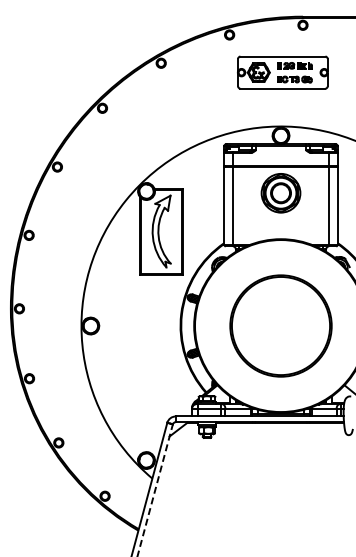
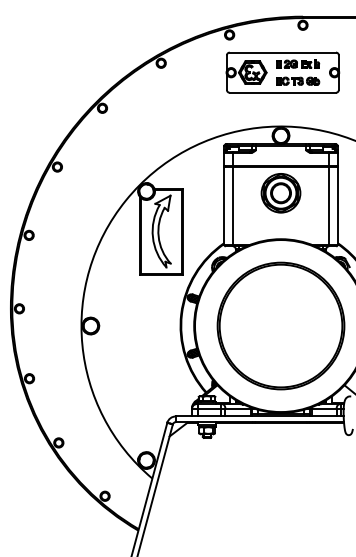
part size: 92x35 px -> 116x43 px (282, 72)
part size: 104x104 px -> 130x130 px (280, 325)
line: dashed -> solid (155, 489)
